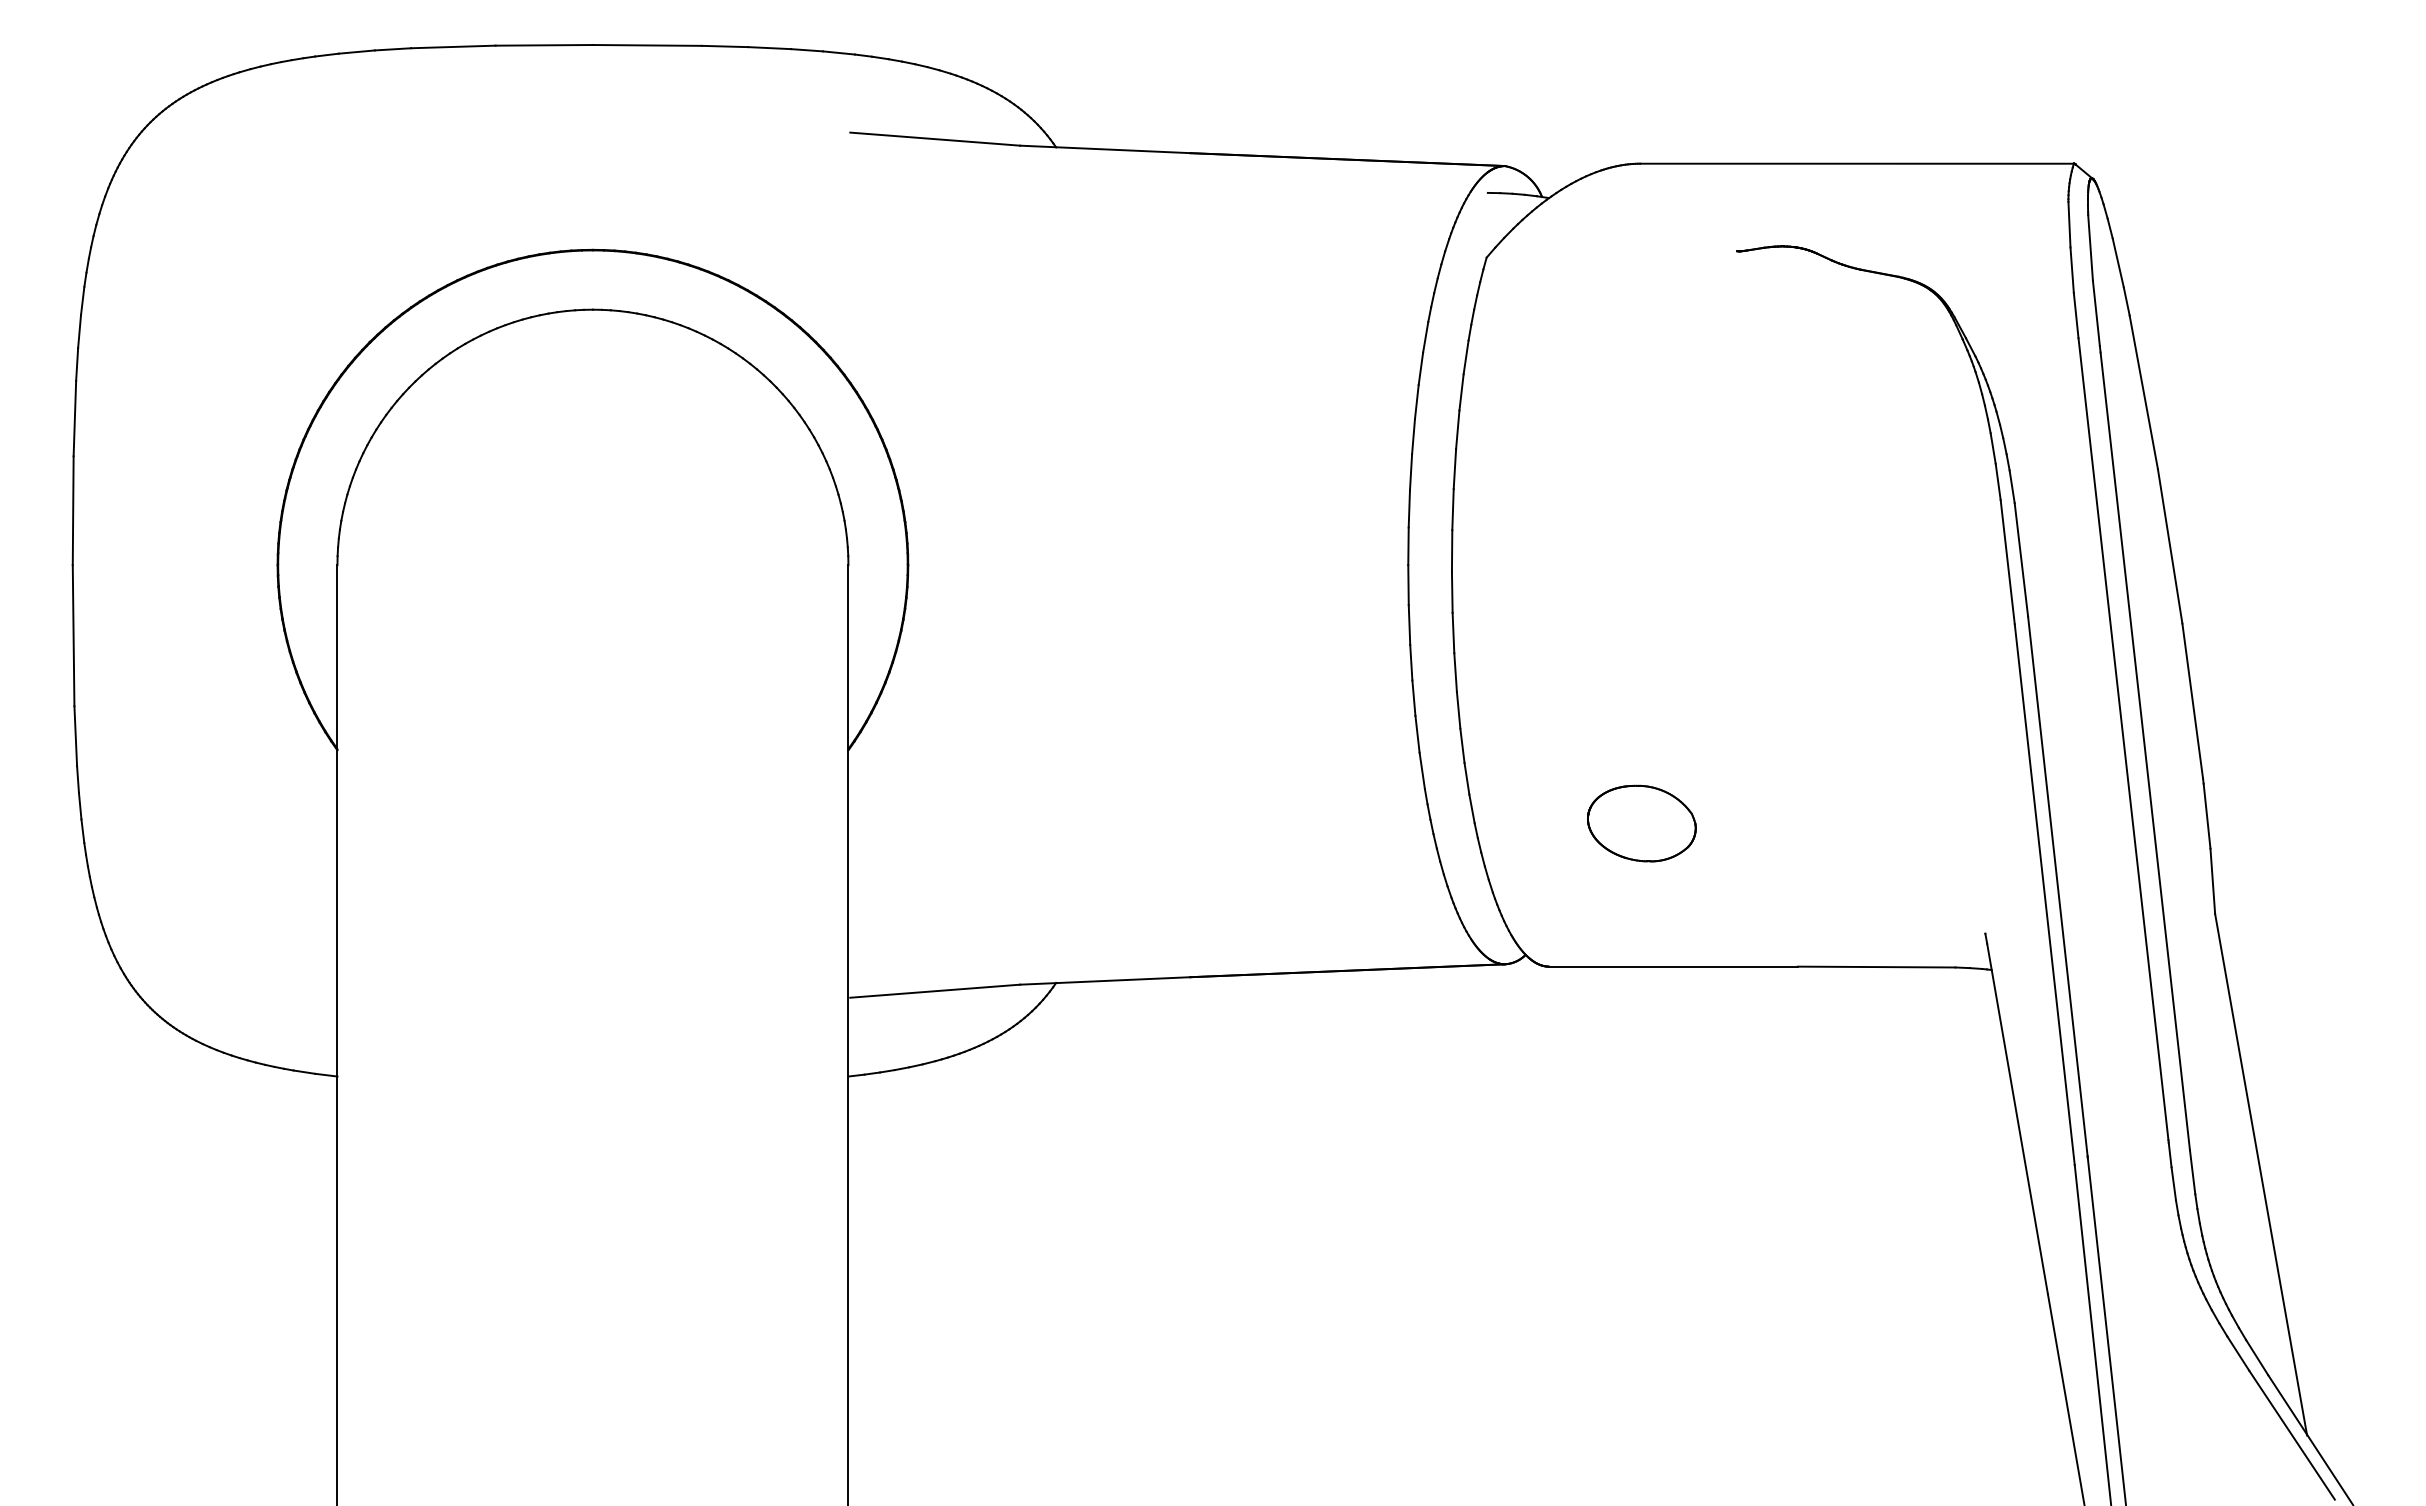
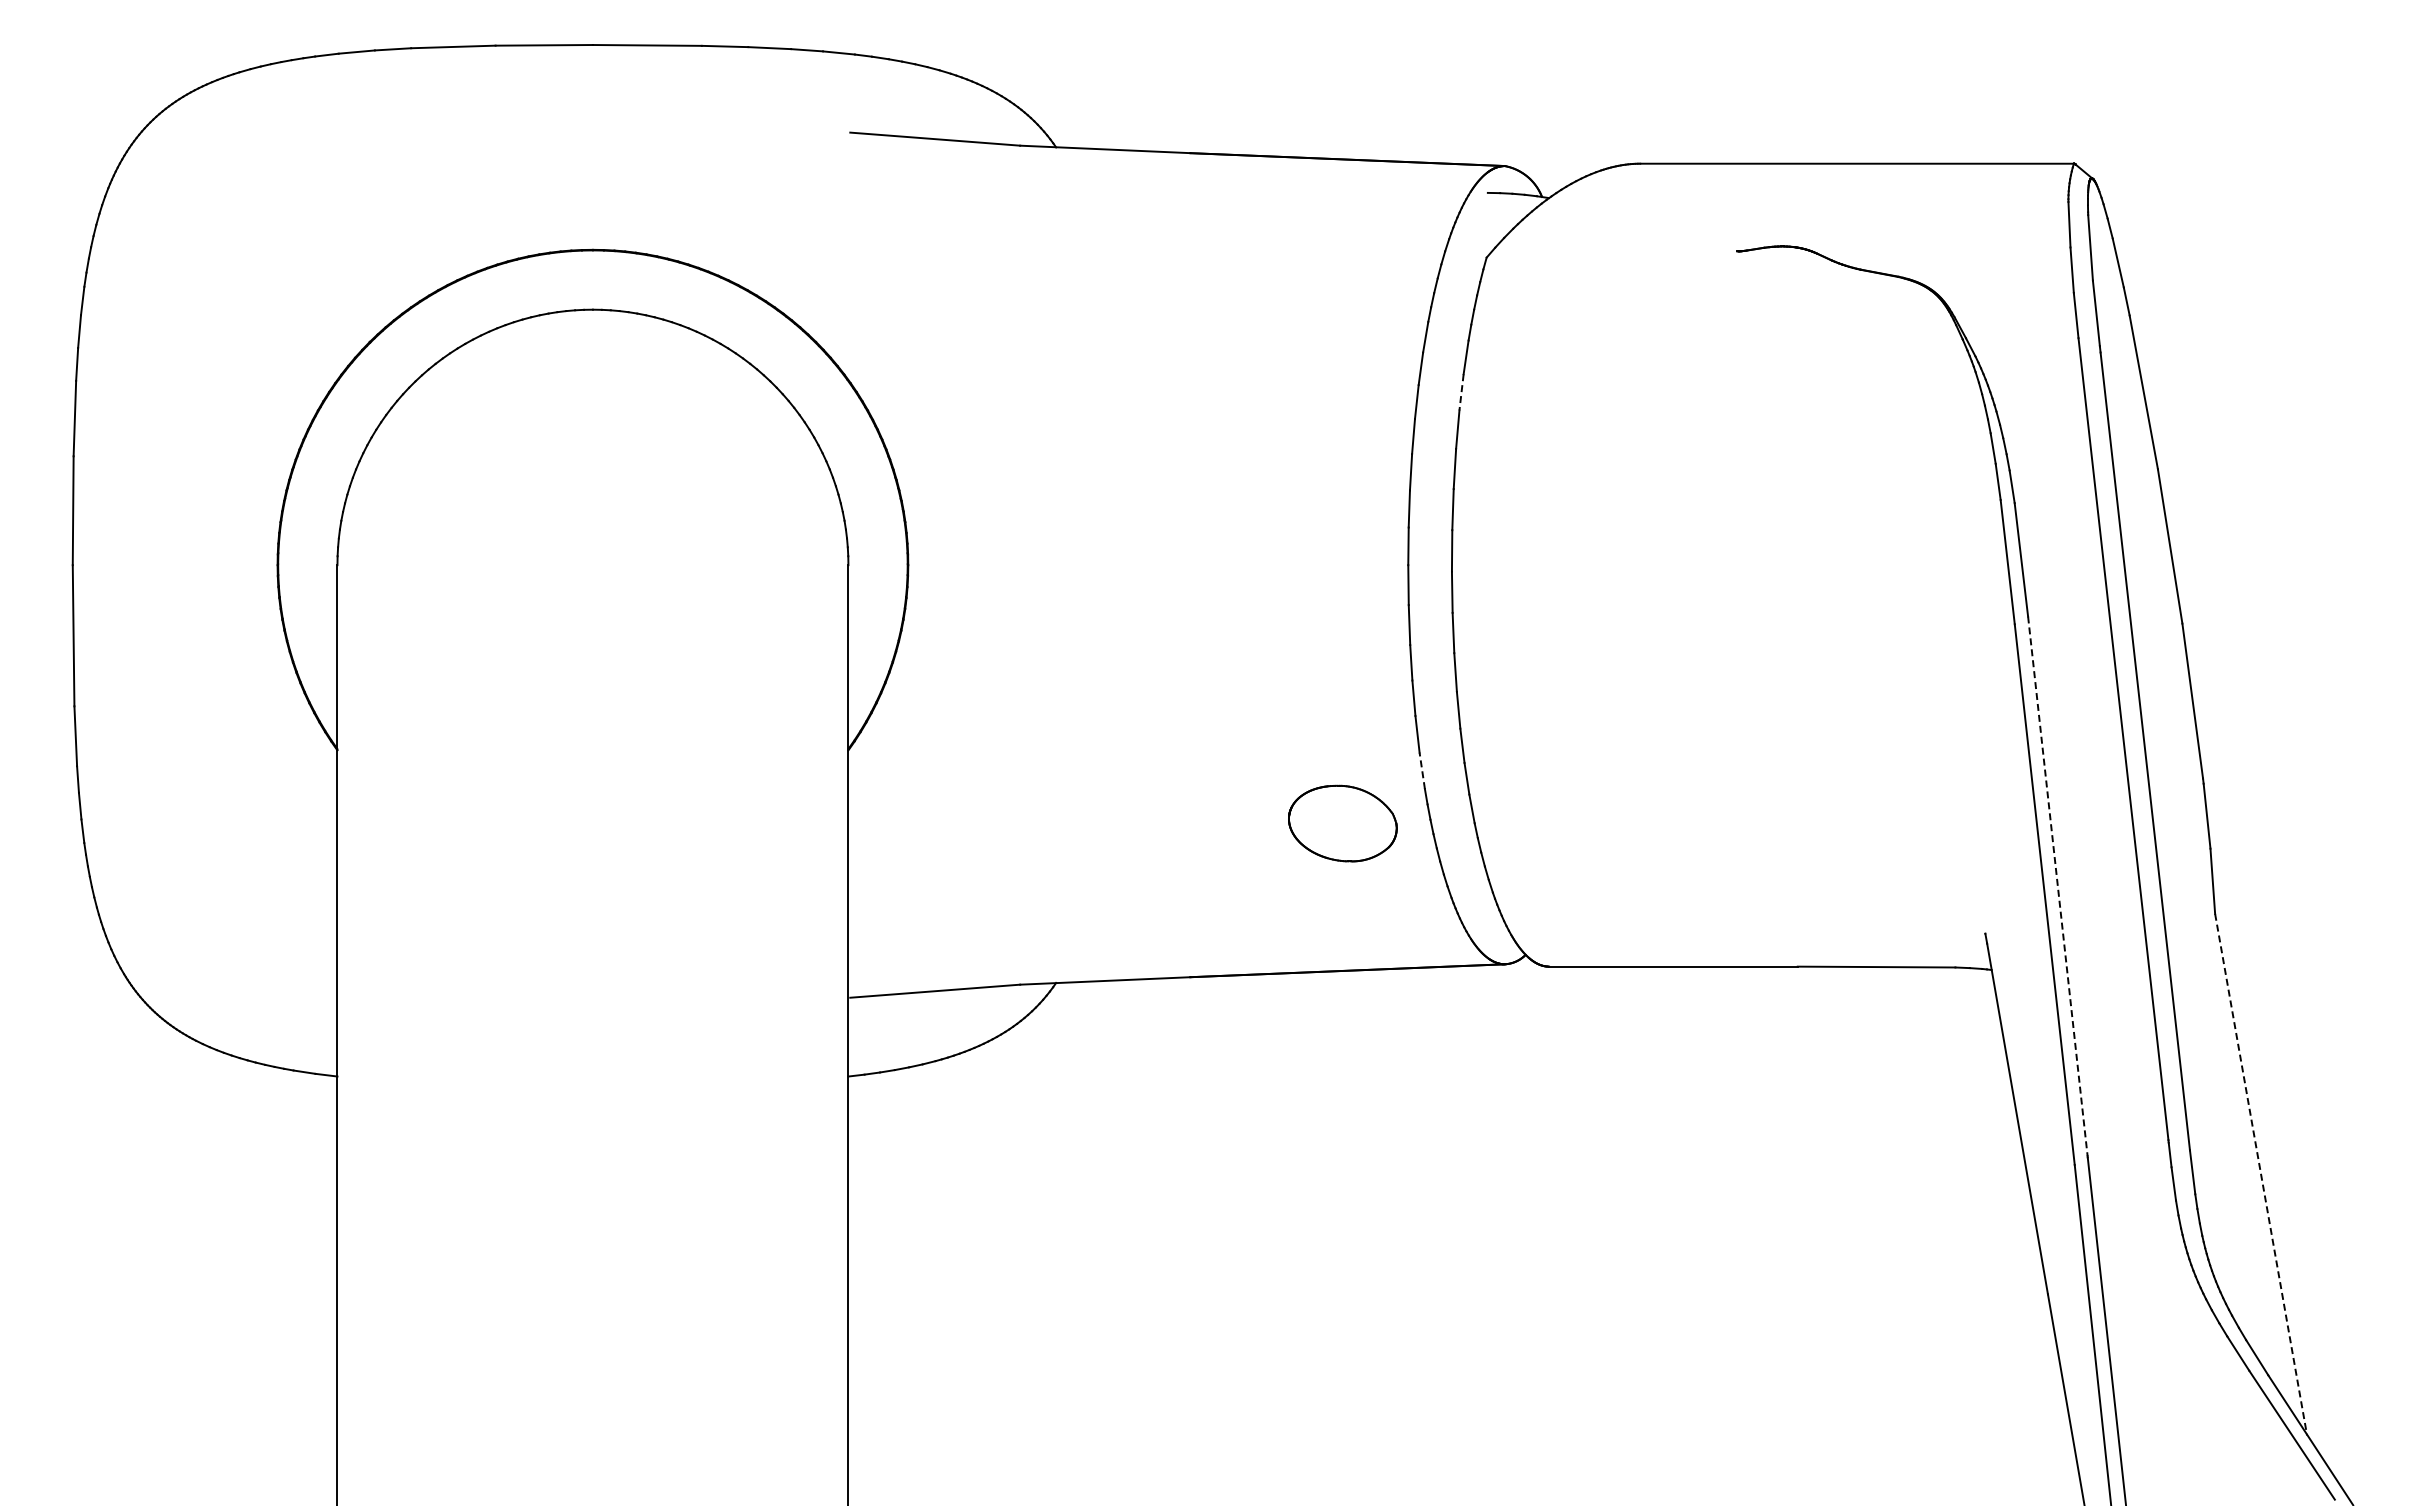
line: solid -> dashed (1461, 392)
line: solid -> dashed (1422, 770)
part position: (1641, 823) -> (1342, 823) (1342, 823)
line: solid -> dashed (2057, 886)
line: solid -> dashed (2261, 1174)
